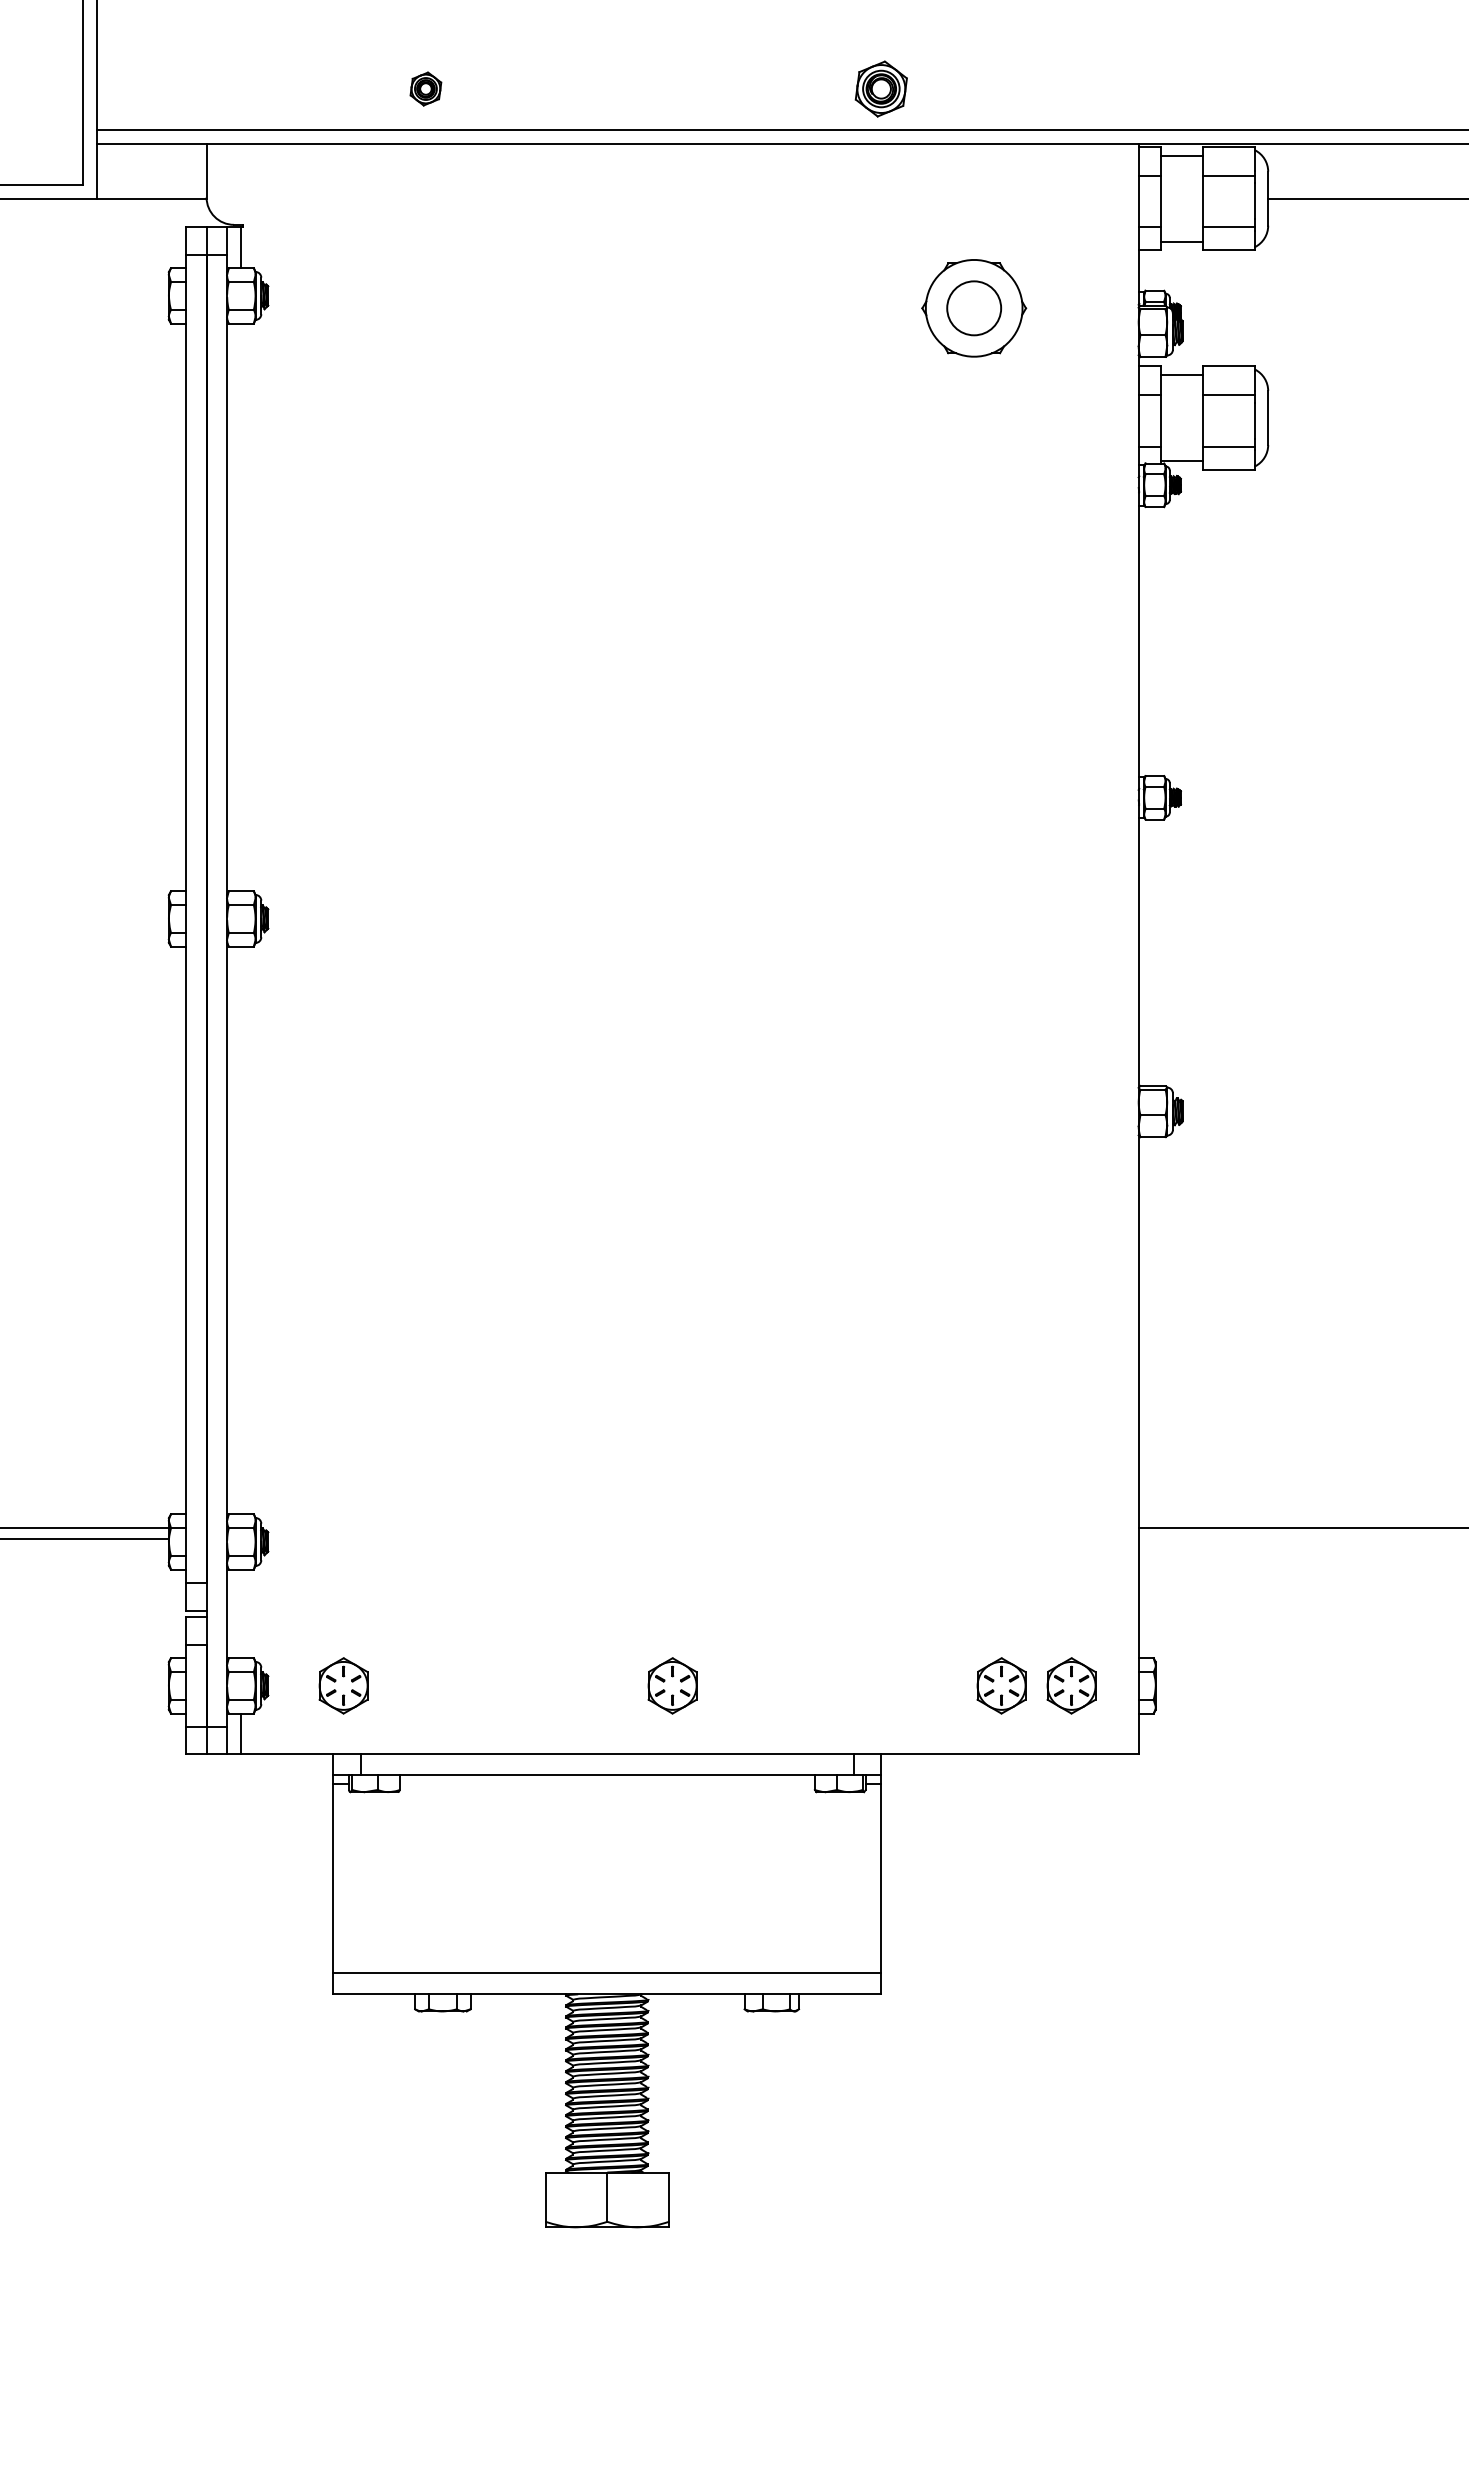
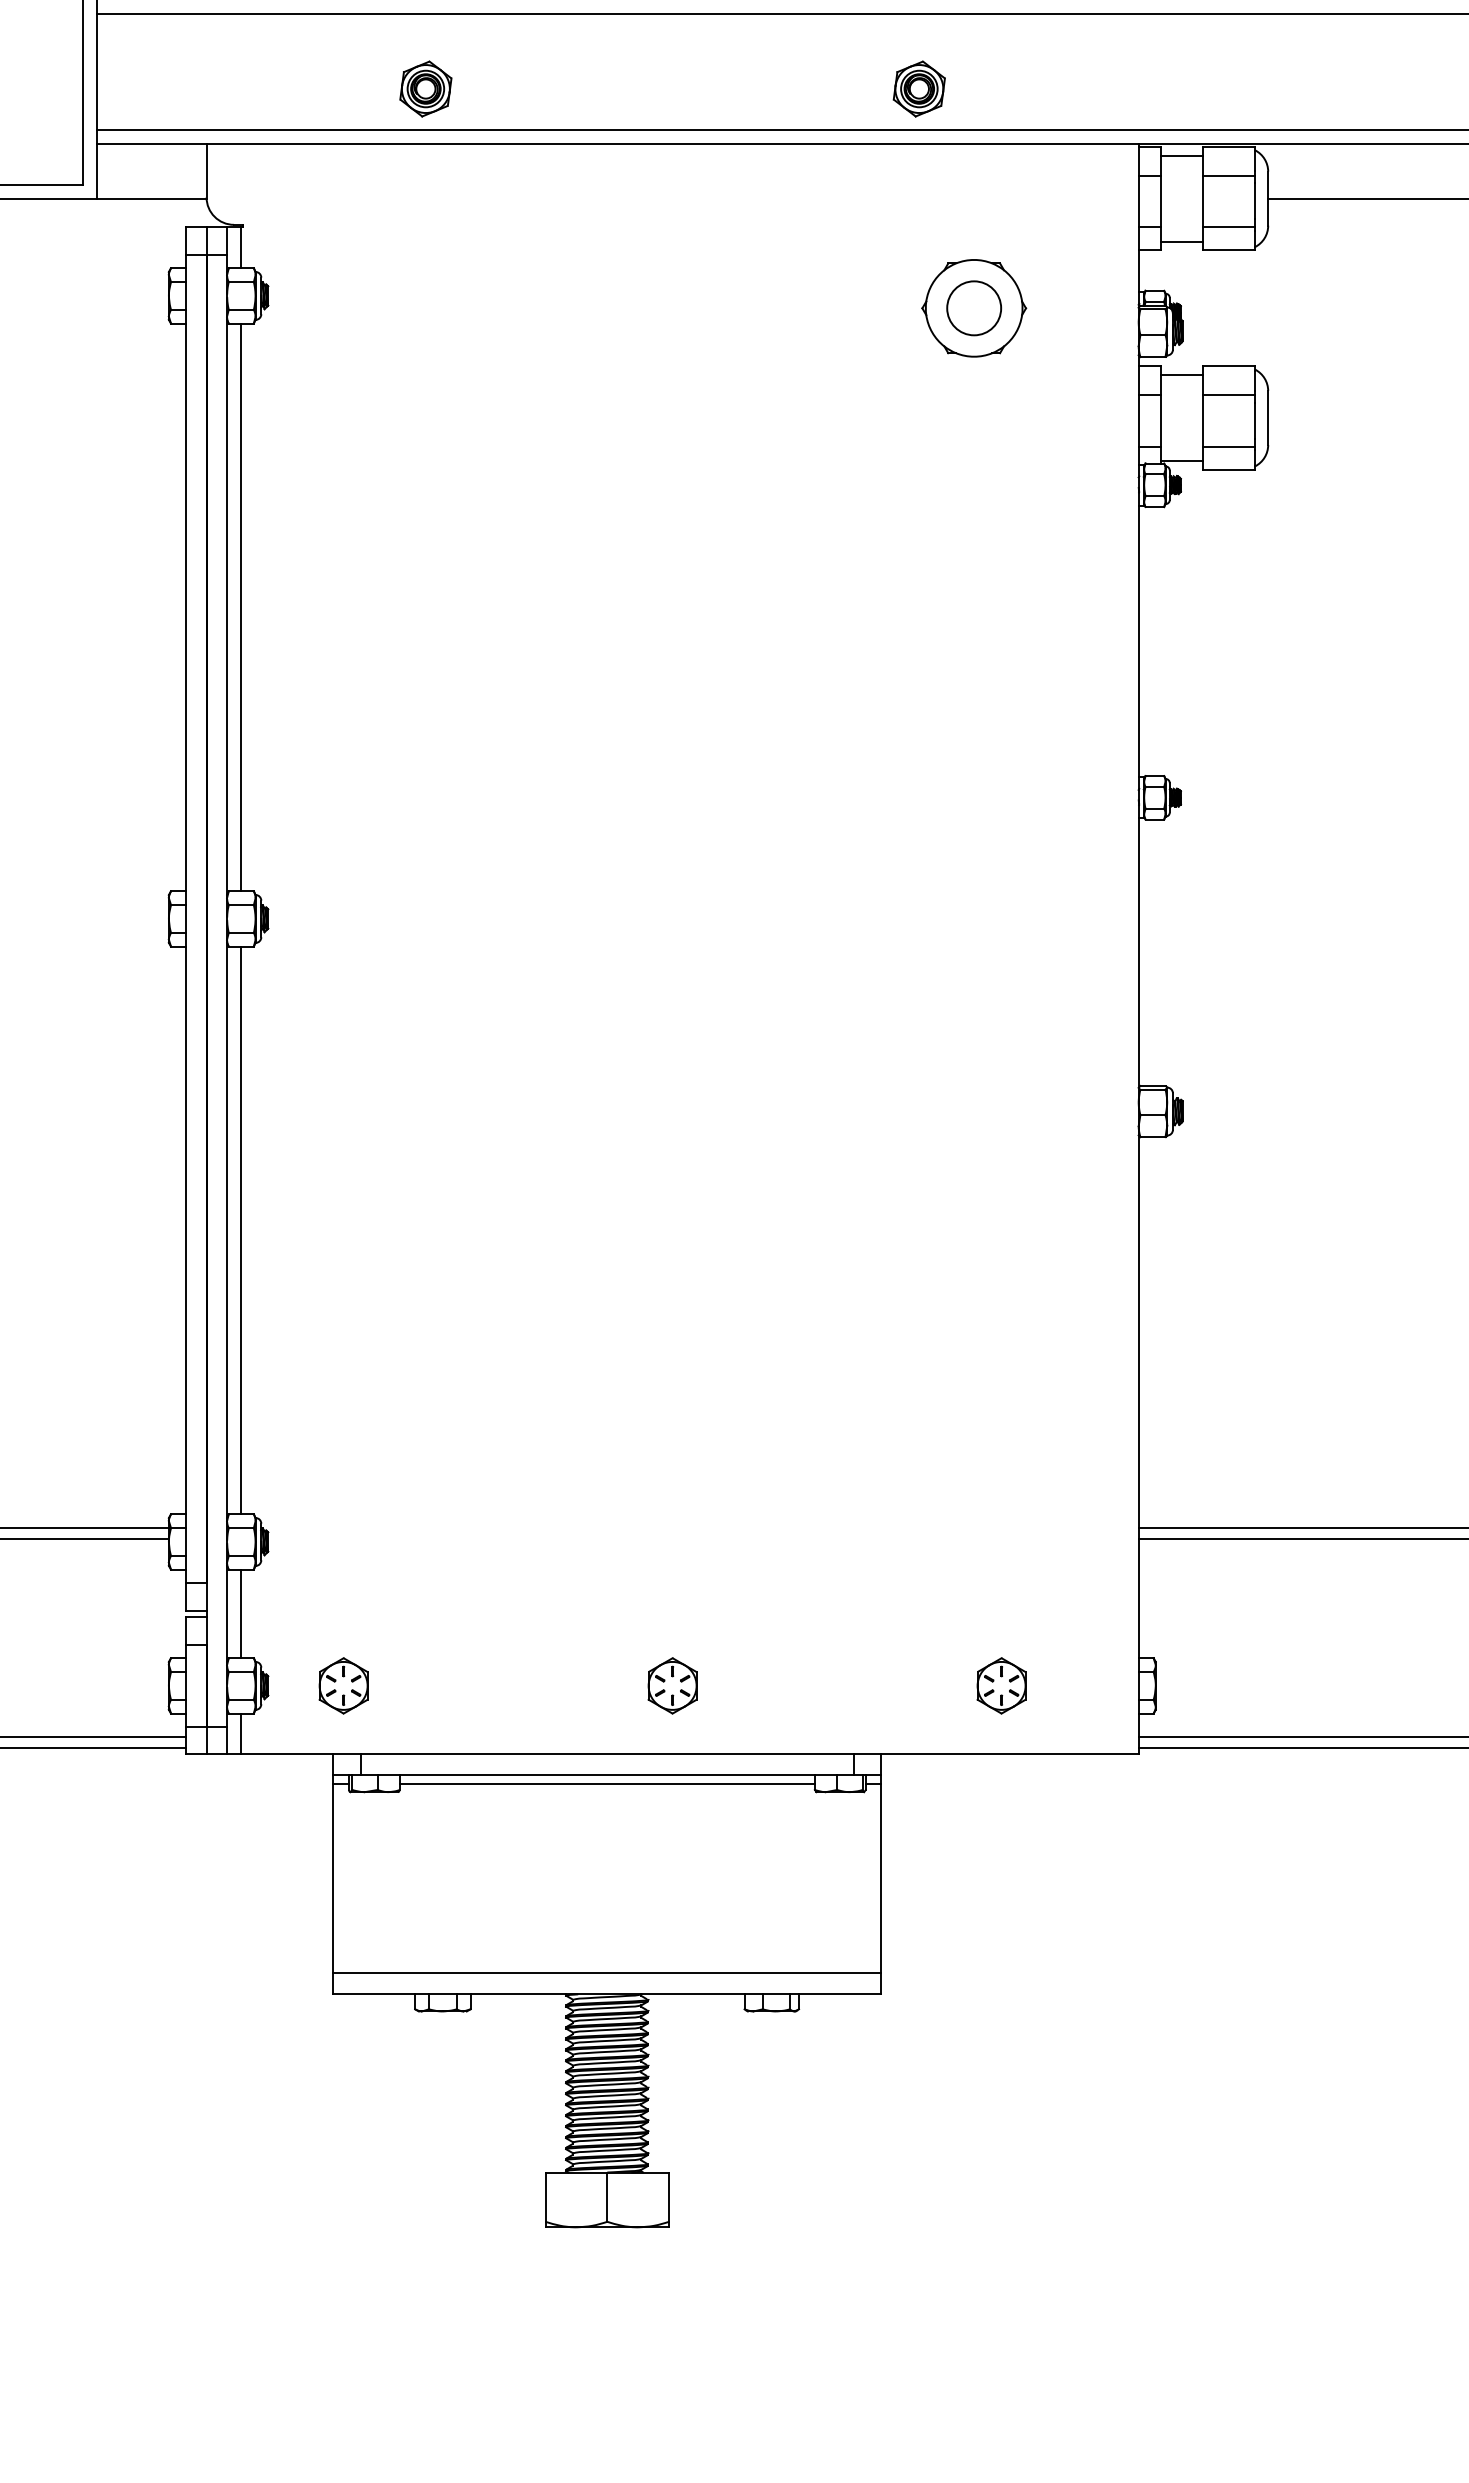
line: none -> present (781, 13)
part size: 34x36 px -> 54x58 px (425, 88)
part position: (880, 88) -> (918, 88) (918, 88)
line: none -> present (240, 607)
line: none -> present (240, 1230)
line: none -> present (1301, 1539)
line: none -> present (240, 1613)
part: present -> none (1071, 1685)
line: none -> present (94, 1736)
line: none -> present (1301, 1736)
line: none -> present (94, 1747)
line: none -> present (1301, 1747)
line: none -> present (606, 1783)
